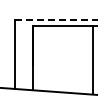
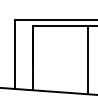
line: dashed -> solid (56, 19)
line position: (92, 59) -> (87, 59) (87, 59)
